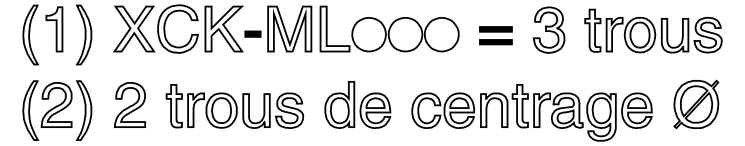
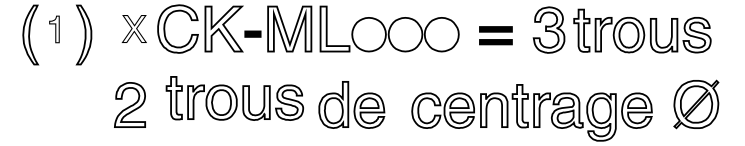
part size: 43x48 px -> 26x28 px (133, 28)
part size: 19x47 px -> 11x29 px (54, 29)
part position: (653, 30) -> (642, 30) (642, 30)
part position: (357, 104) -> (351, 104) (351, 104)
part position: (234, 106) -> (234, 98) (234, 98)
part: present -> none (57, 110)
